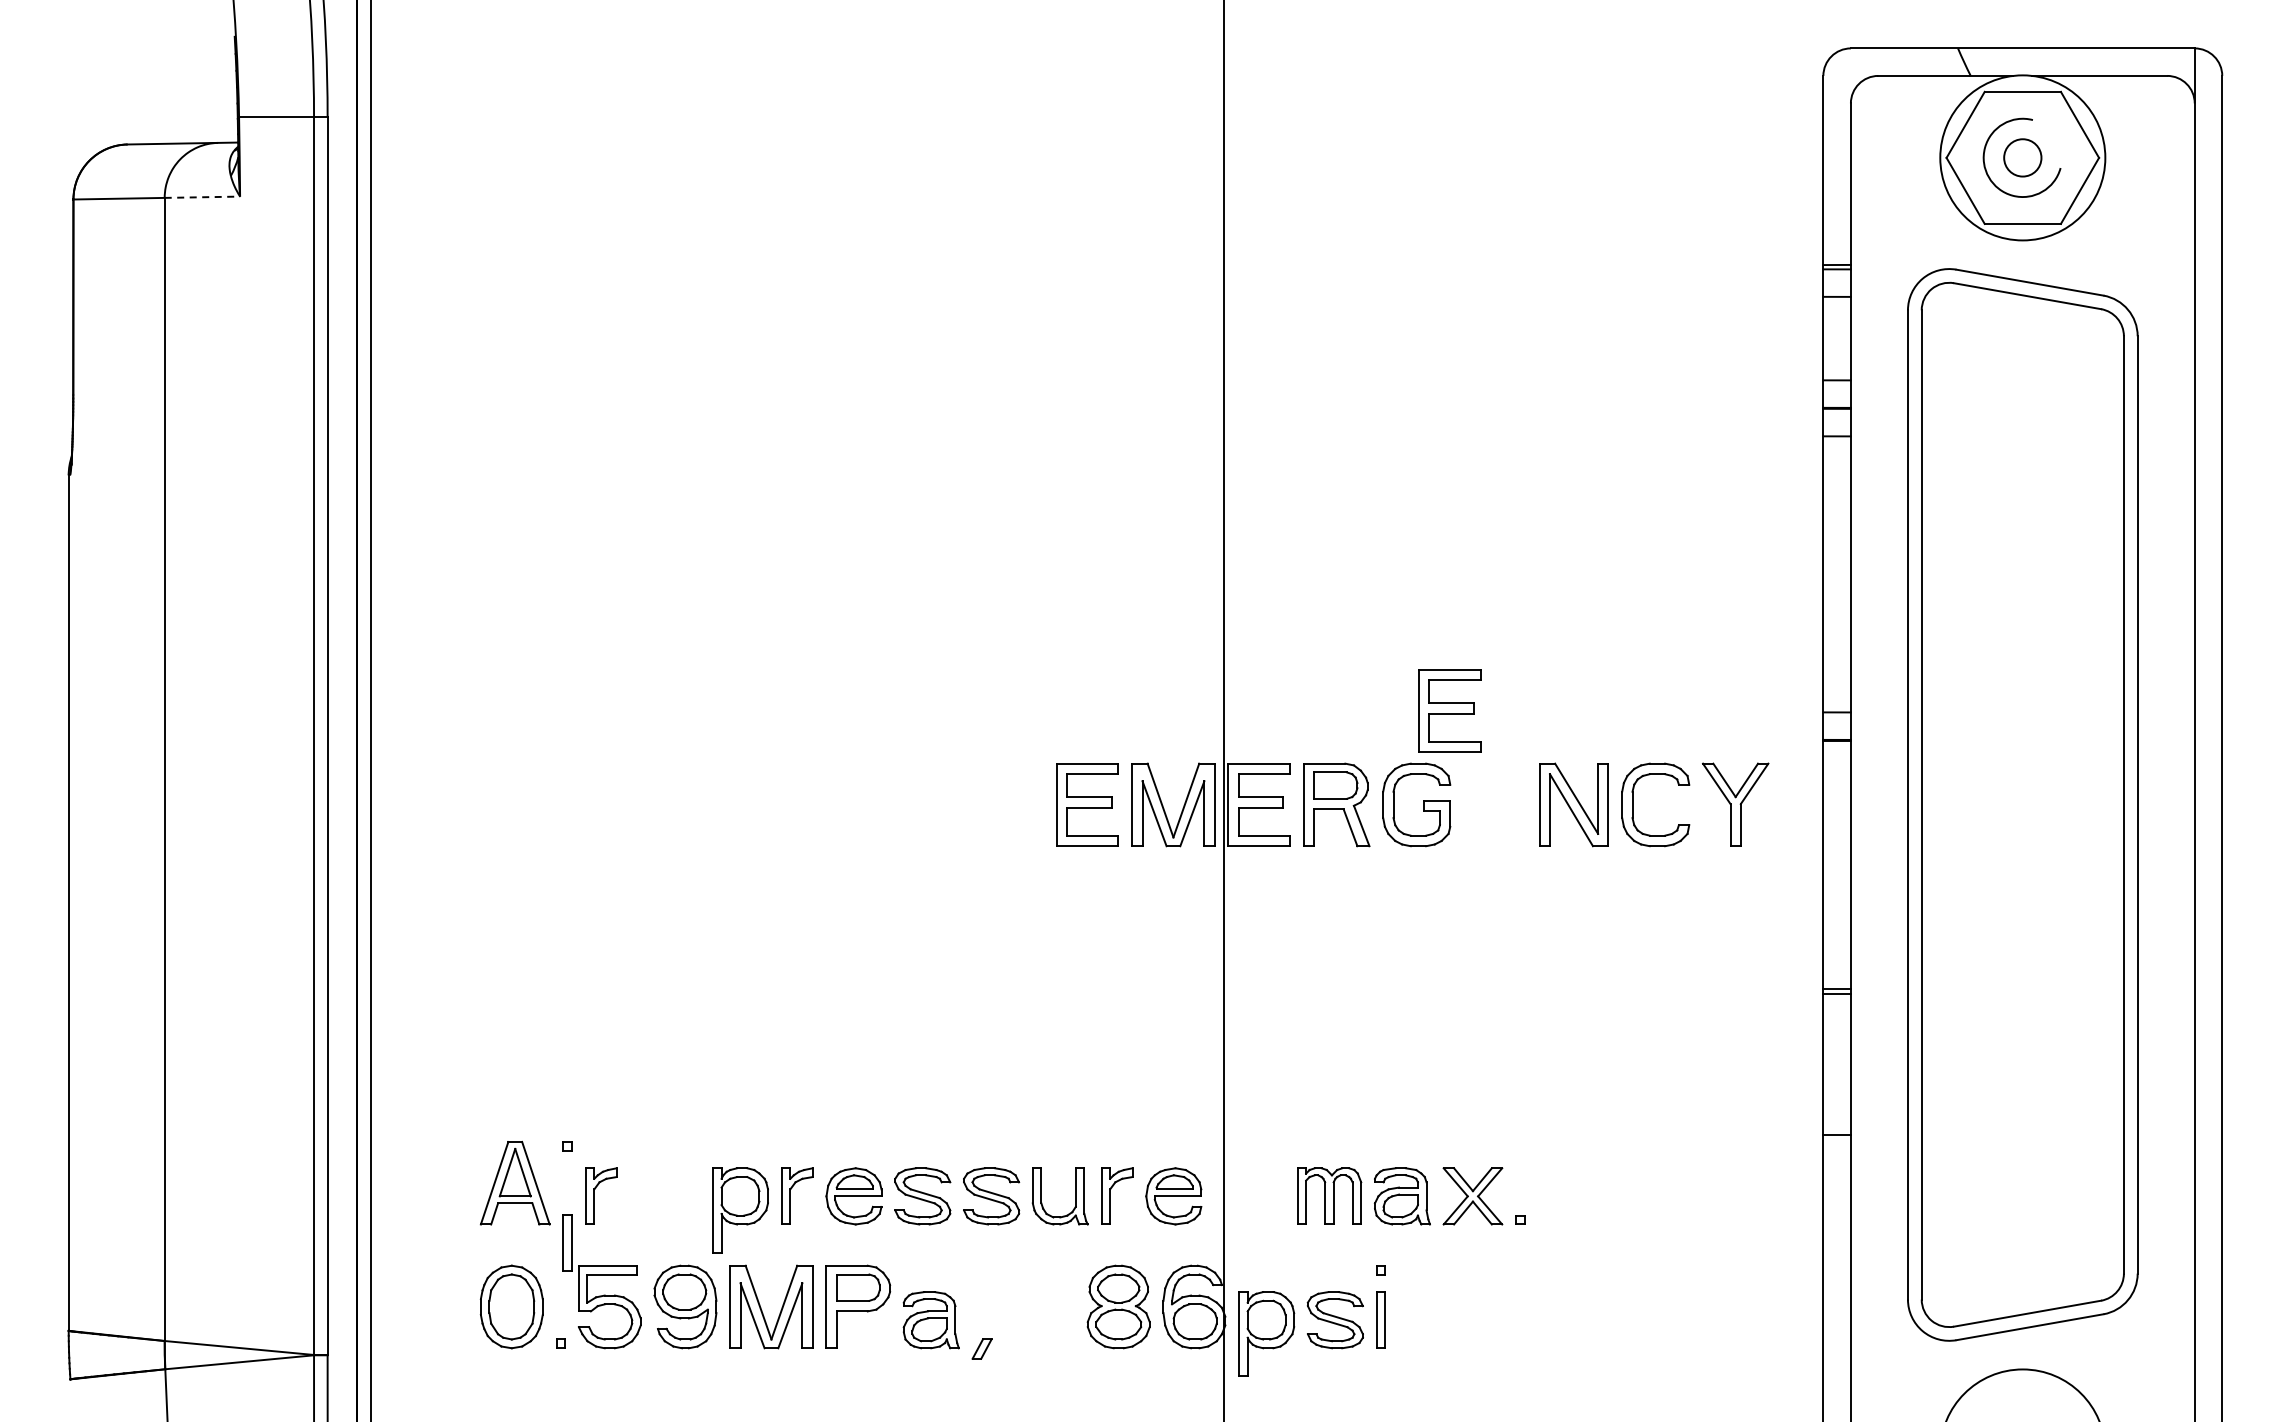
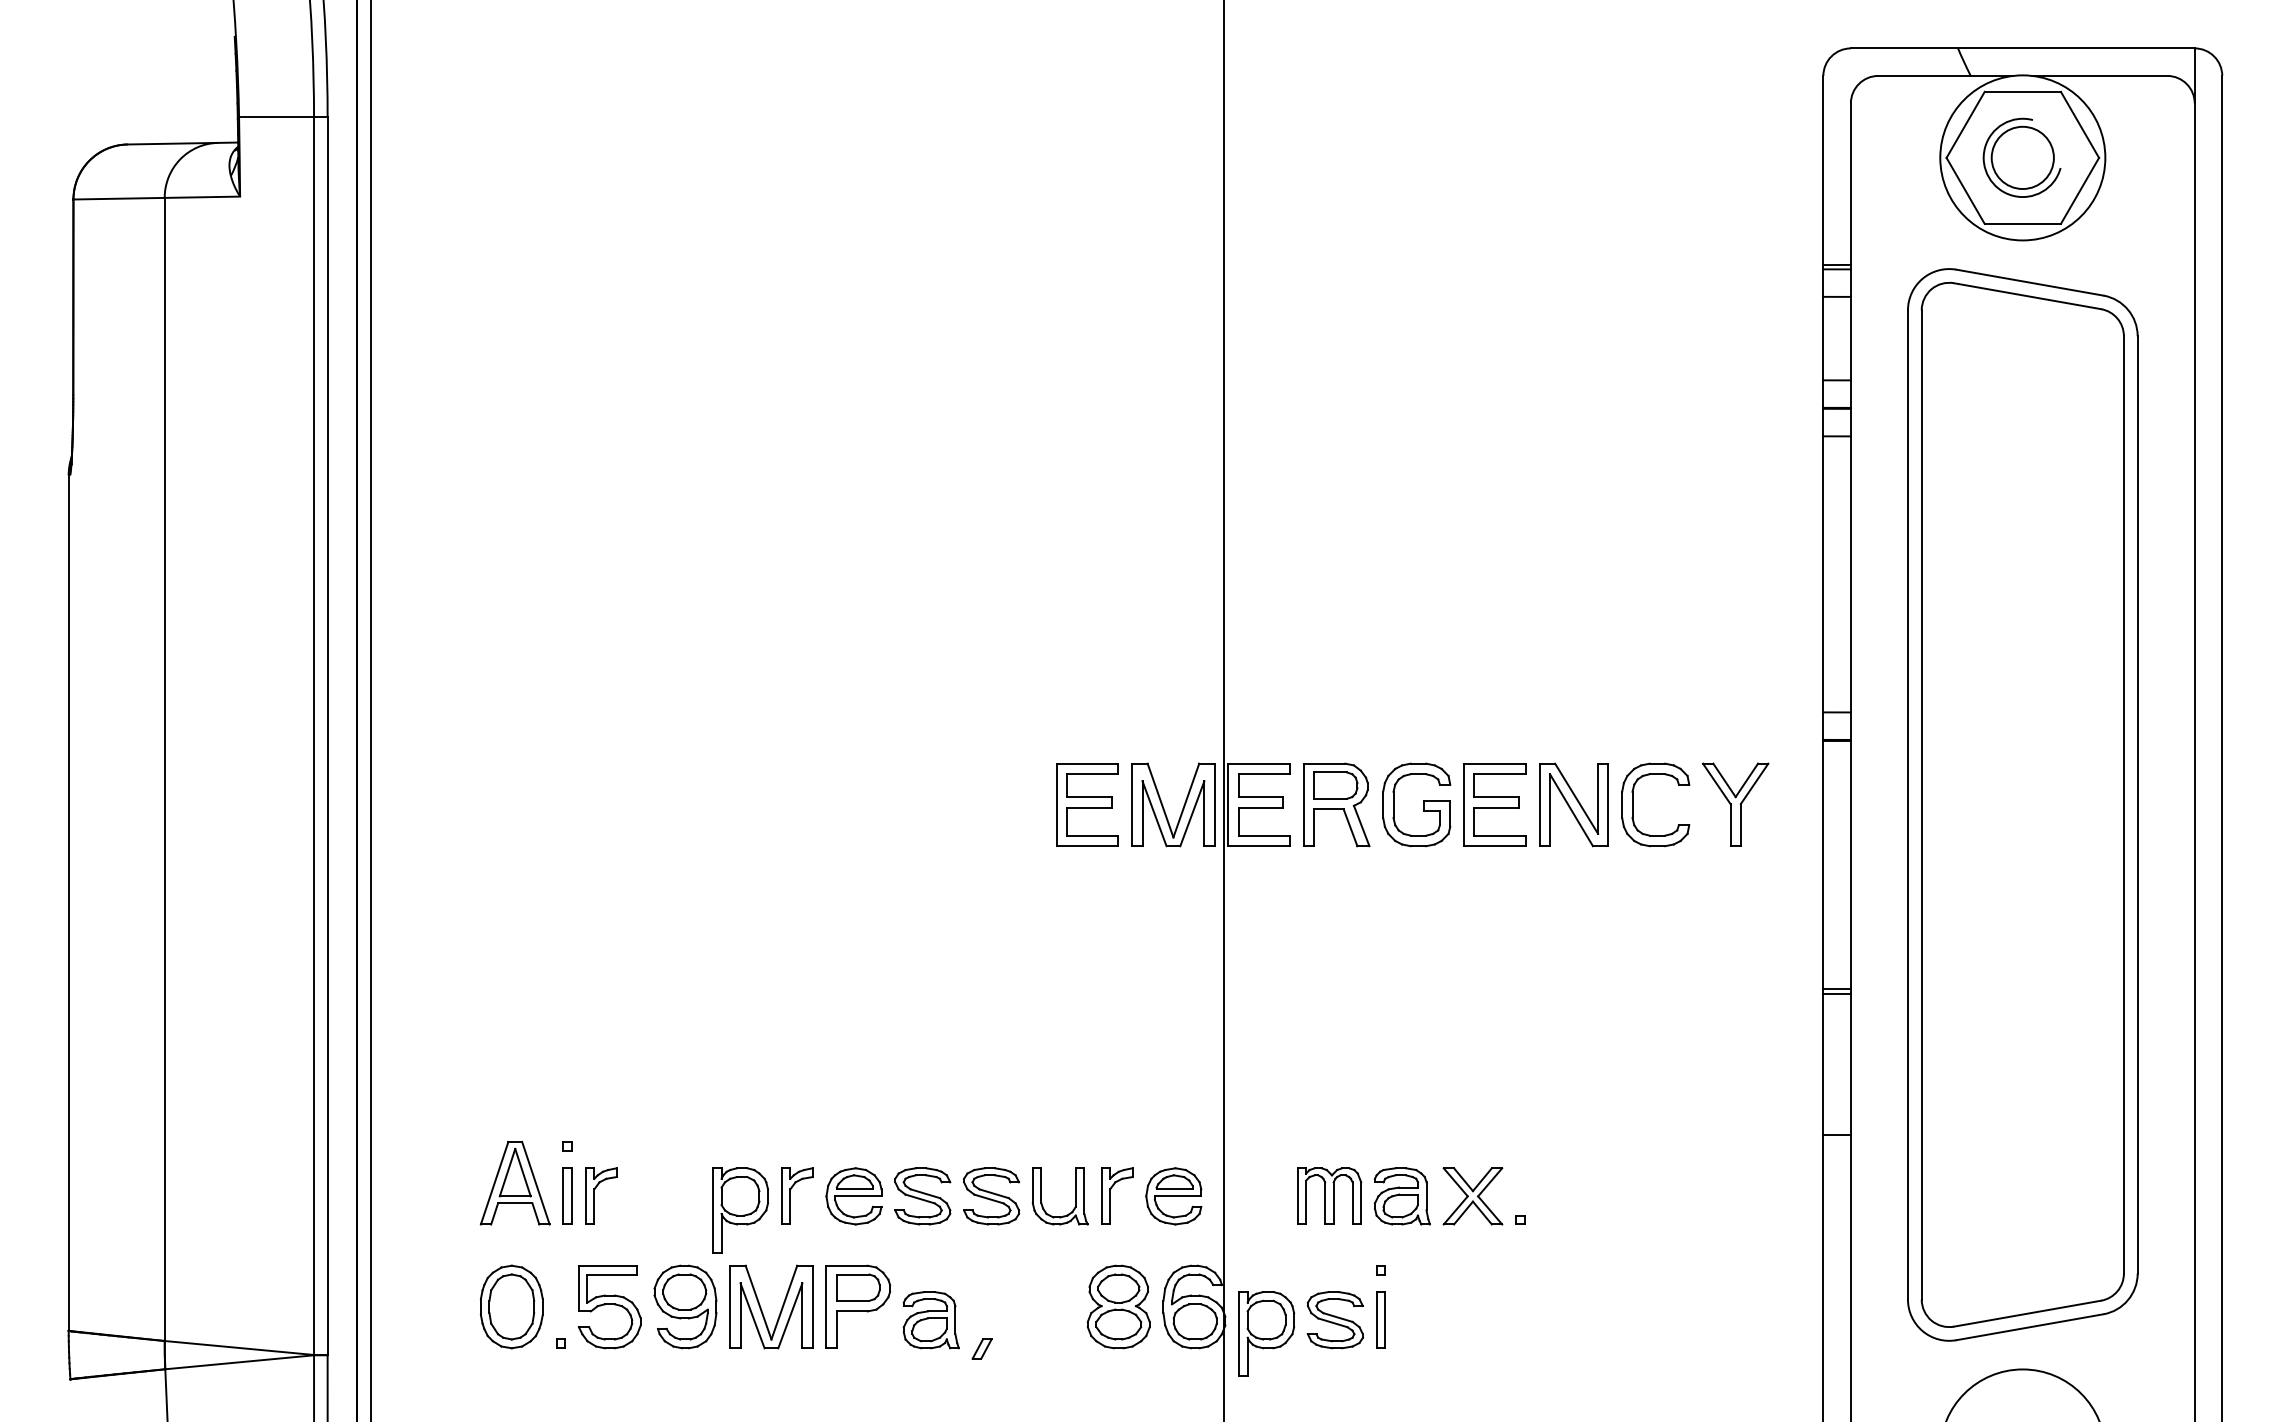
circle diameter: 37 px -> 62 px (2022, 157)
line: dashed -> solid (202, 197)
part position: (1449, 710) -> (1494, 804) (1494, 804)
part position: (567, 1242) -> (567, 1195) (567, 1195)
